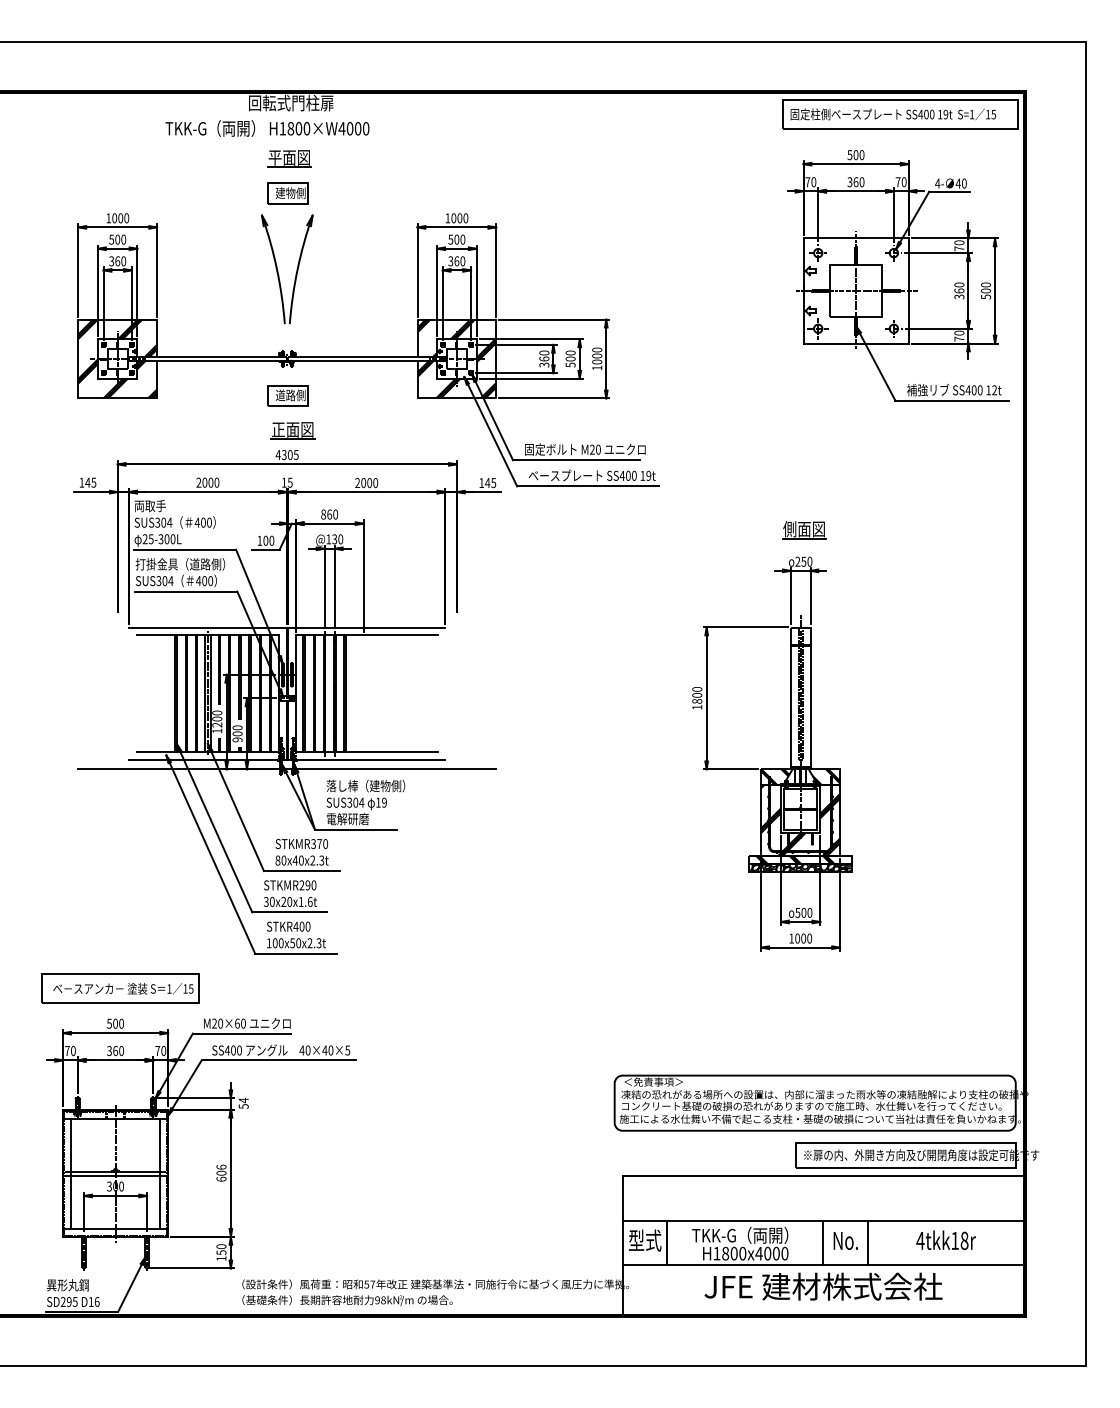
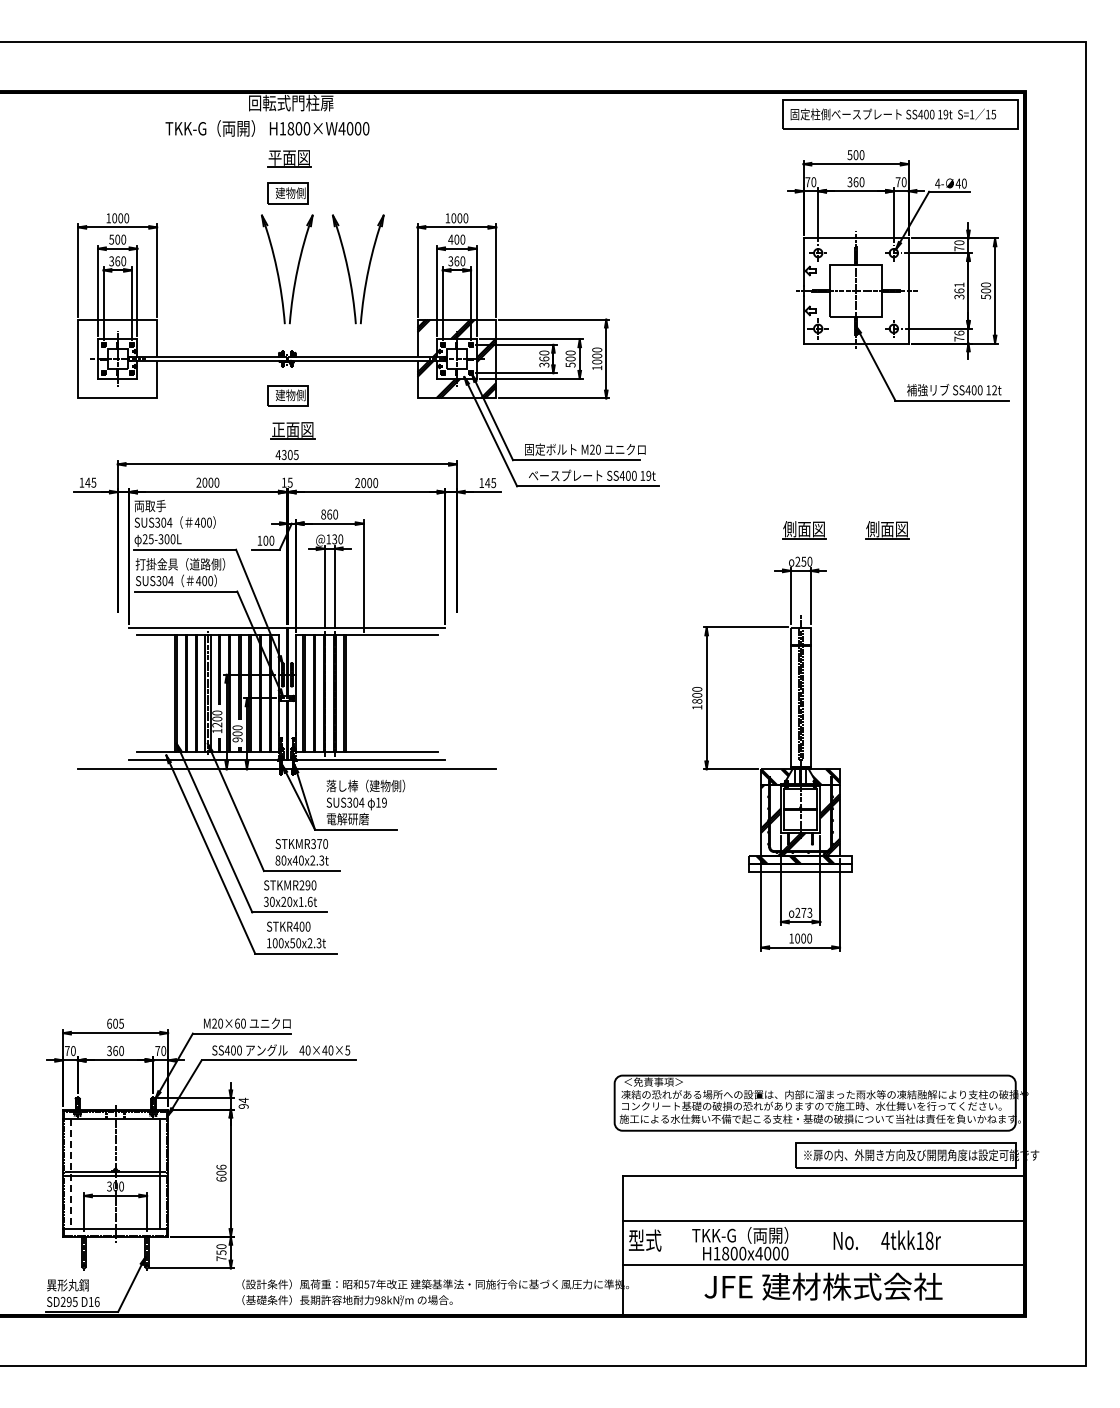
text: 500 -> 400 (450, 239)
part: none -> present (366, 273)
text: 360 -> 361 (959, 284)
text: 70 -> 76 (958, 332)
hatch: present -> none (117, 358)
text: 道路側 -> 建物側 (285, 395)
part: none -> present (887, 530)
hatch: present -> none (800, 867)
text: 500 -> 273 (803, 912)
part: present -> none (120, 988)
text: 500 -> 605 (115, 1023)
text: 54 -> 94 (243, 1106)
line: solid -> dashed (71, 1173)
text position: (945, 1239) -> (910, 1239) (910, 1239)
line: present -> none (667, 1242)
line: present -> none (823, 1242)
line: present -> none (867, 1242)
text: 150 -> 750 (221, 1258)
